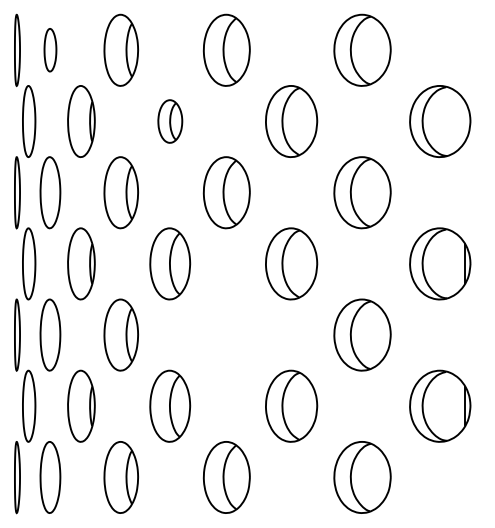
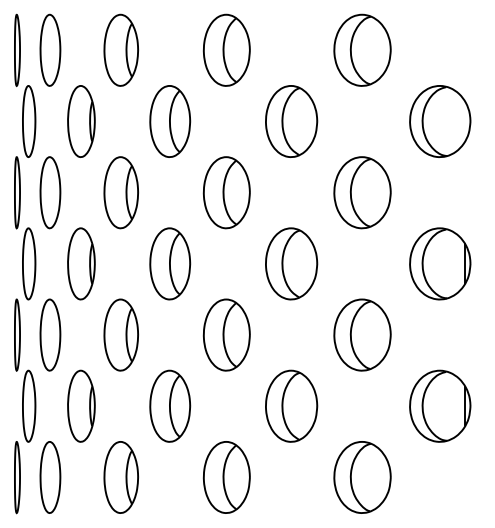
part size: 15x45 px -> 23x74 px (50, 49)
part size: 27x45 px -> 43x73 px (170, 121)
part: none -> present (226, 334)
